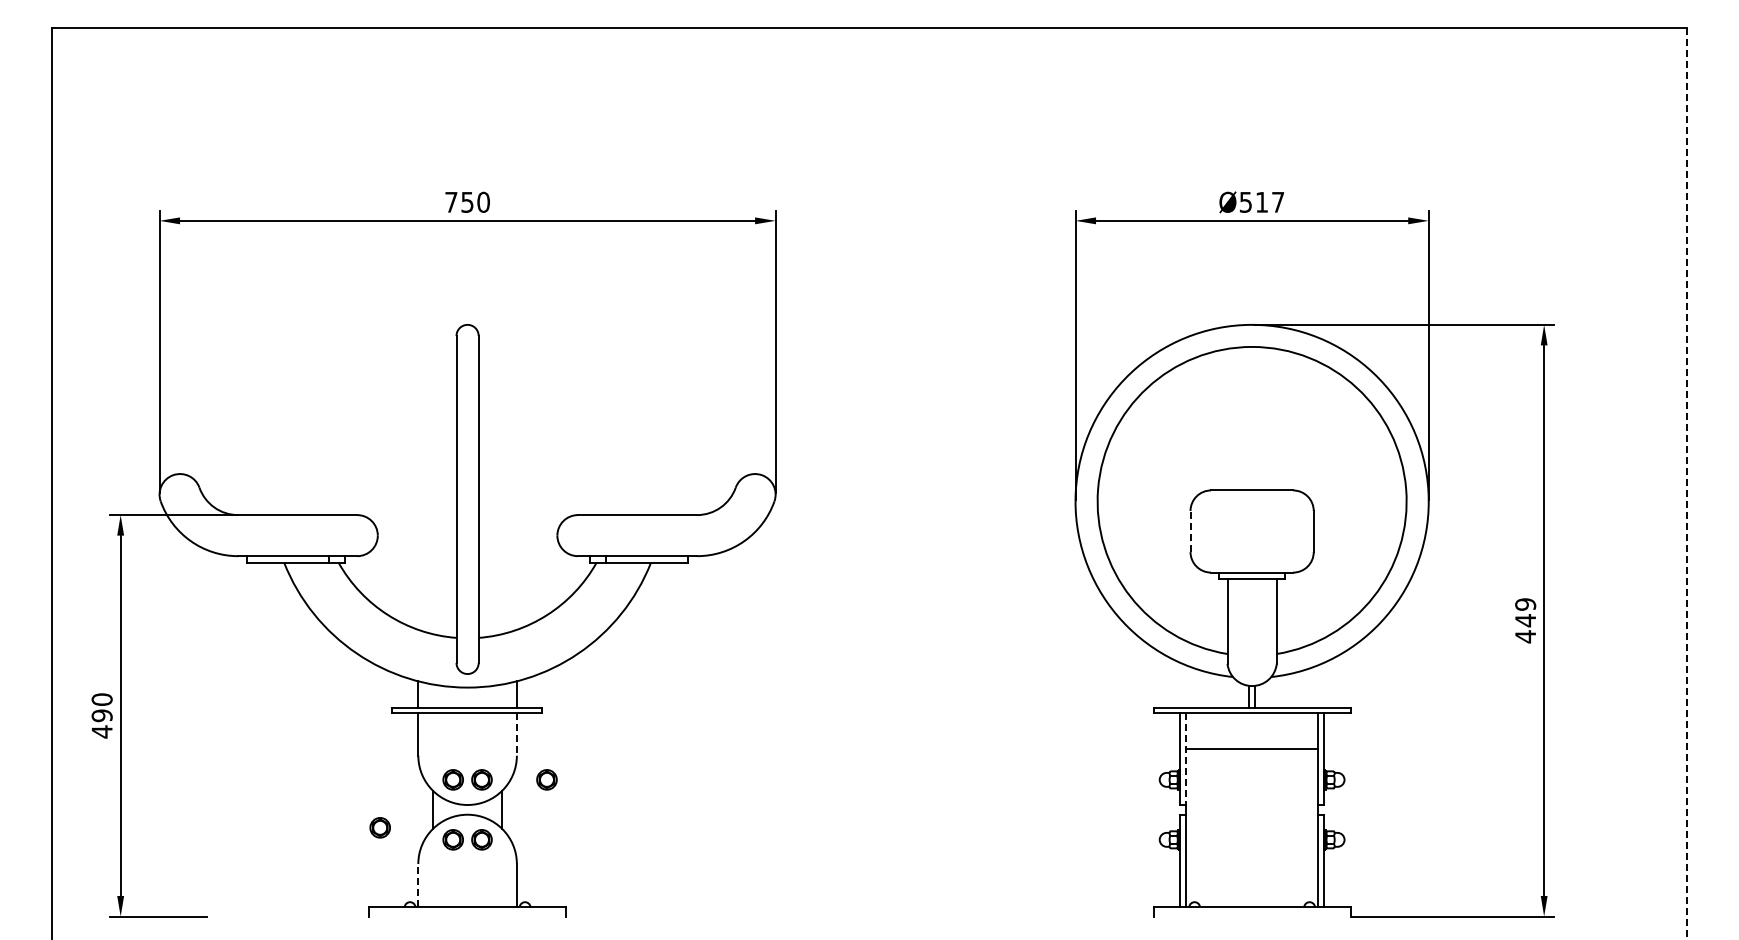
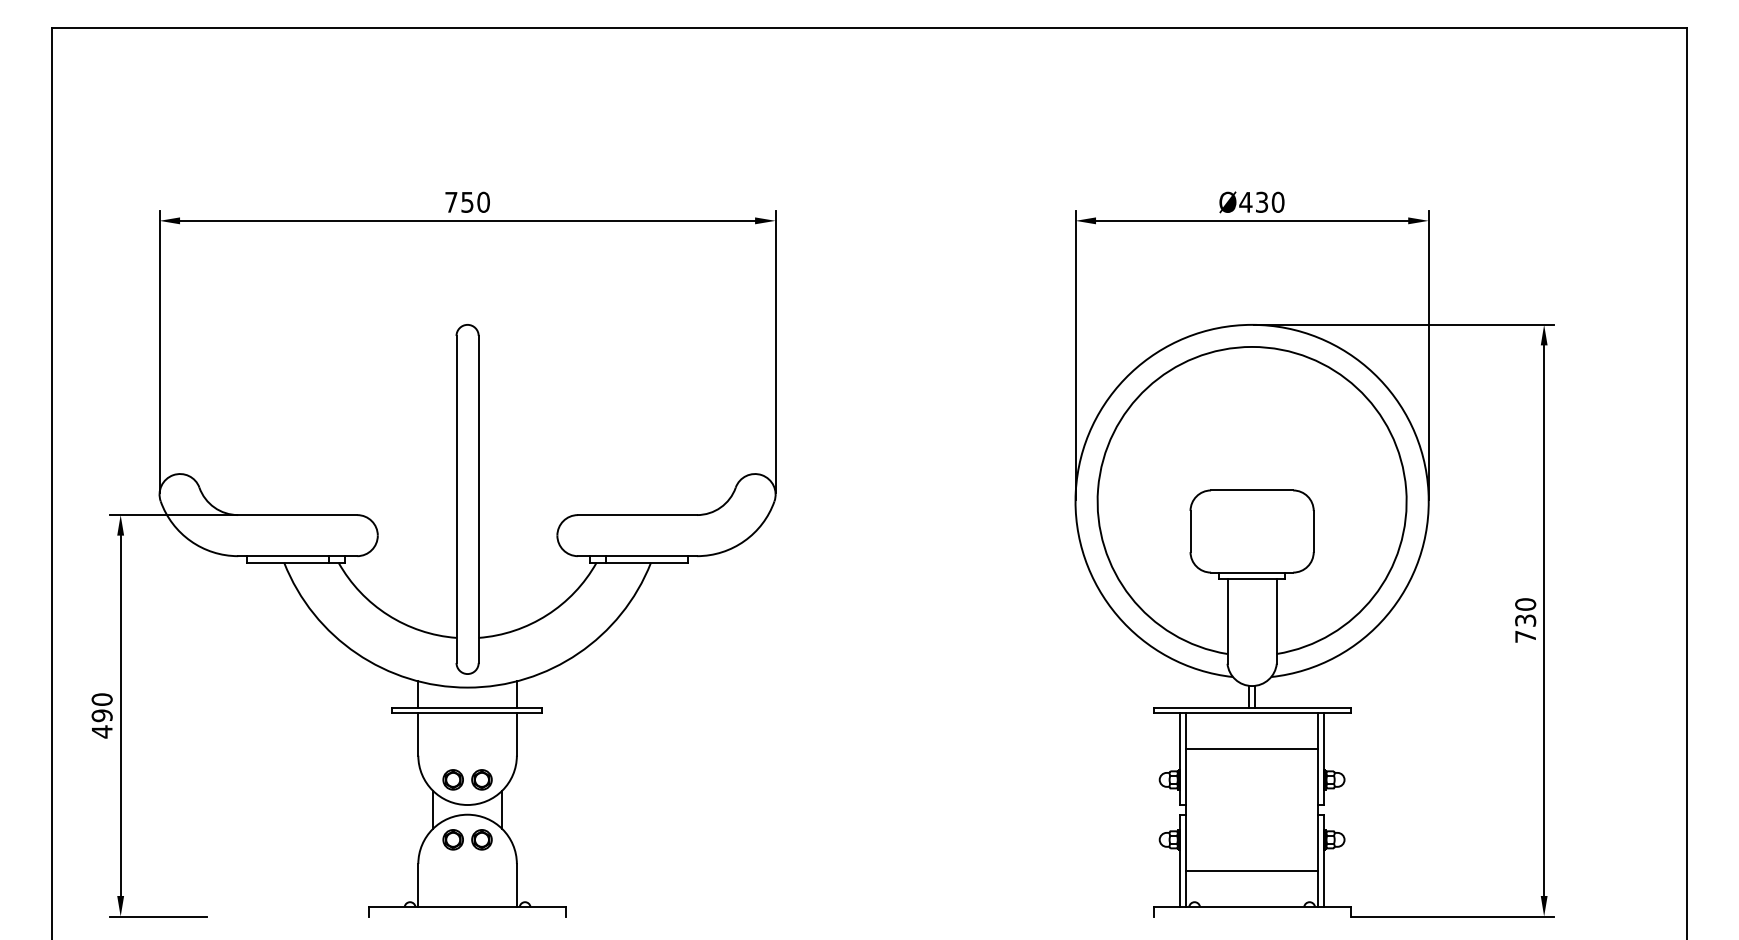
text: Ø517 -> Ø430 (1261, 201)
line: dashed -> solid (1686, 484)
line: dashed -> solid (1190, 531)
text: 449 -> 730 (1525, 620)
line: dashed -> solid (516, 734)
line: dashed -> solid (1186, 759)
part: present -> none (546, 779)
part: present -> none (379, 827)
line: none -> present (1251, 870)
line: dashed -> solid (418, 884)
